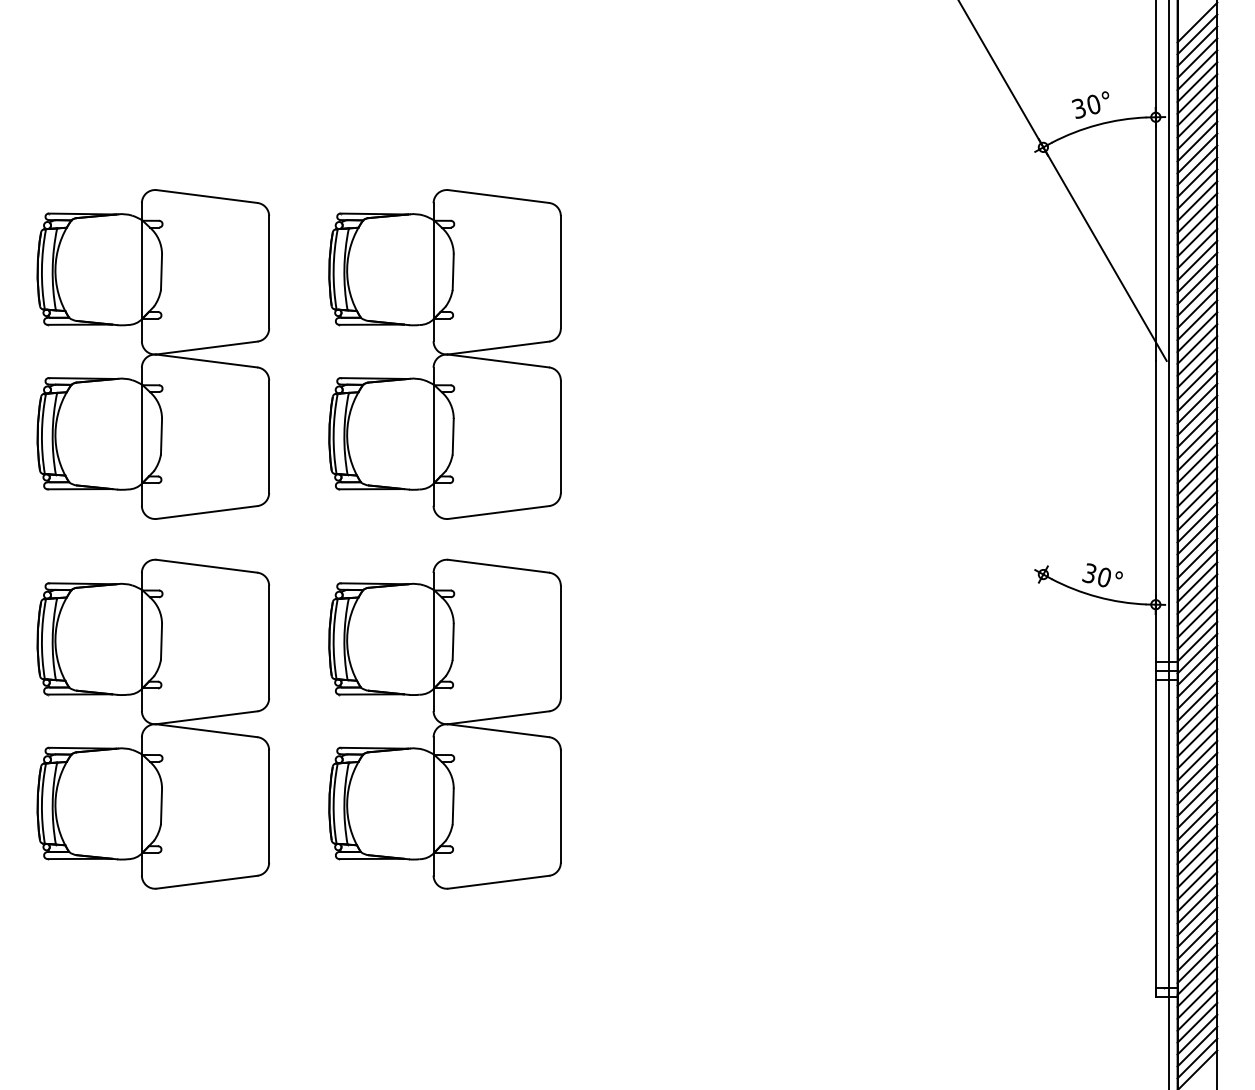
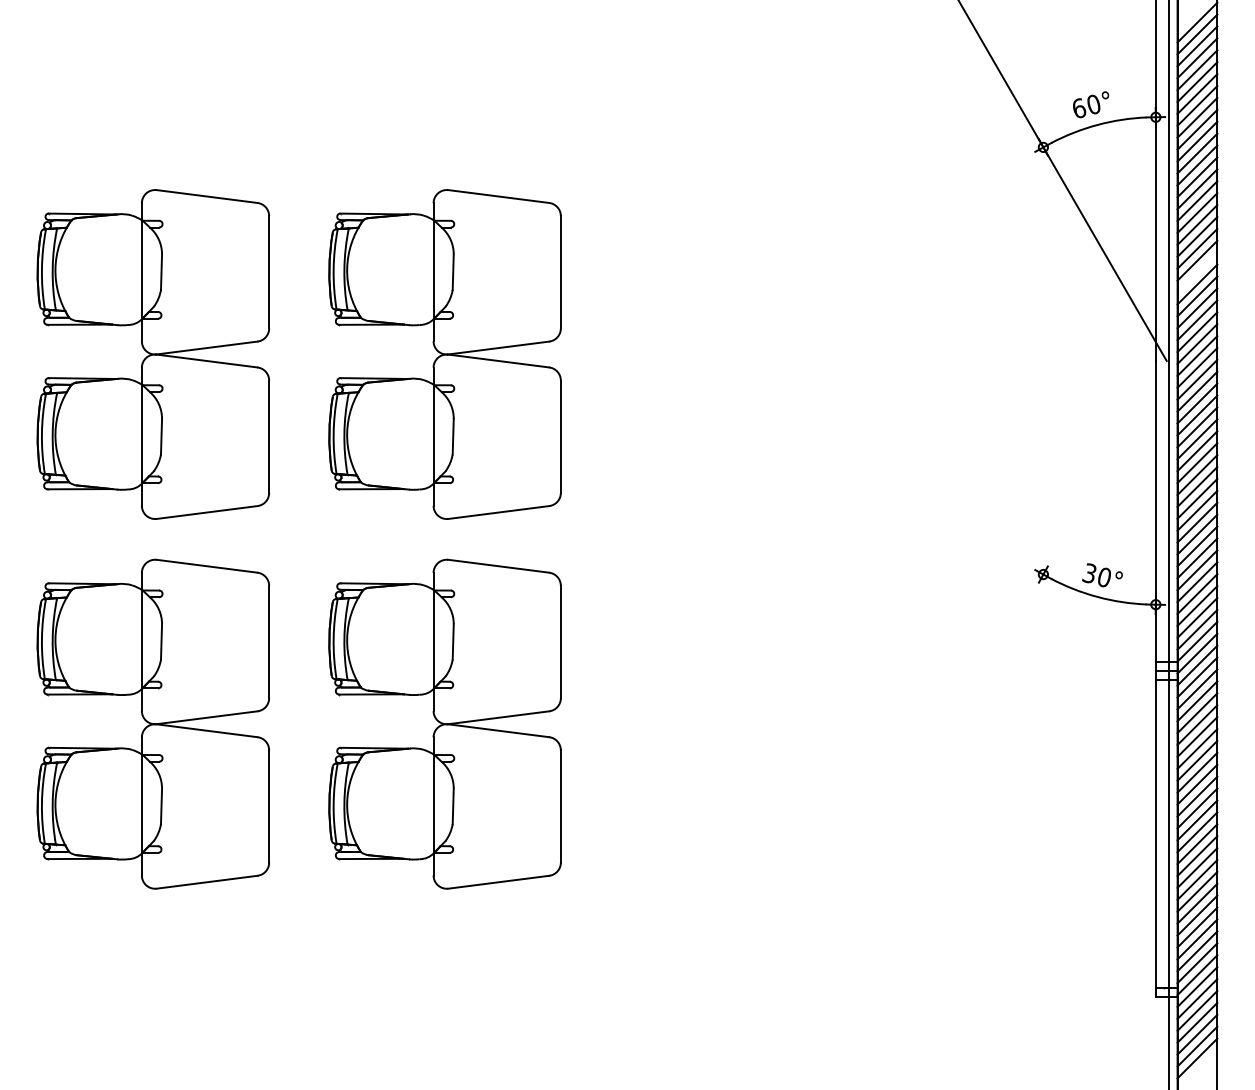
text: 30° -> 60° (1078, 108)
line: present -> none (1197, 272)
line: present -> none (1199, 1068)
